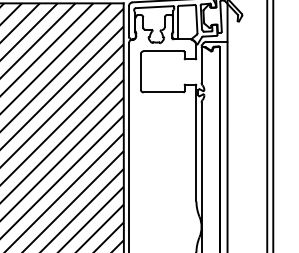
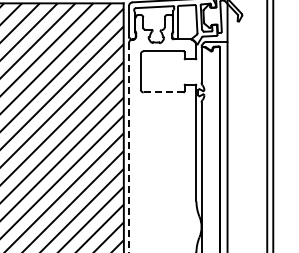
line: solid -> dashed (163, 92)
line: solid -> dashed (128, 148)
